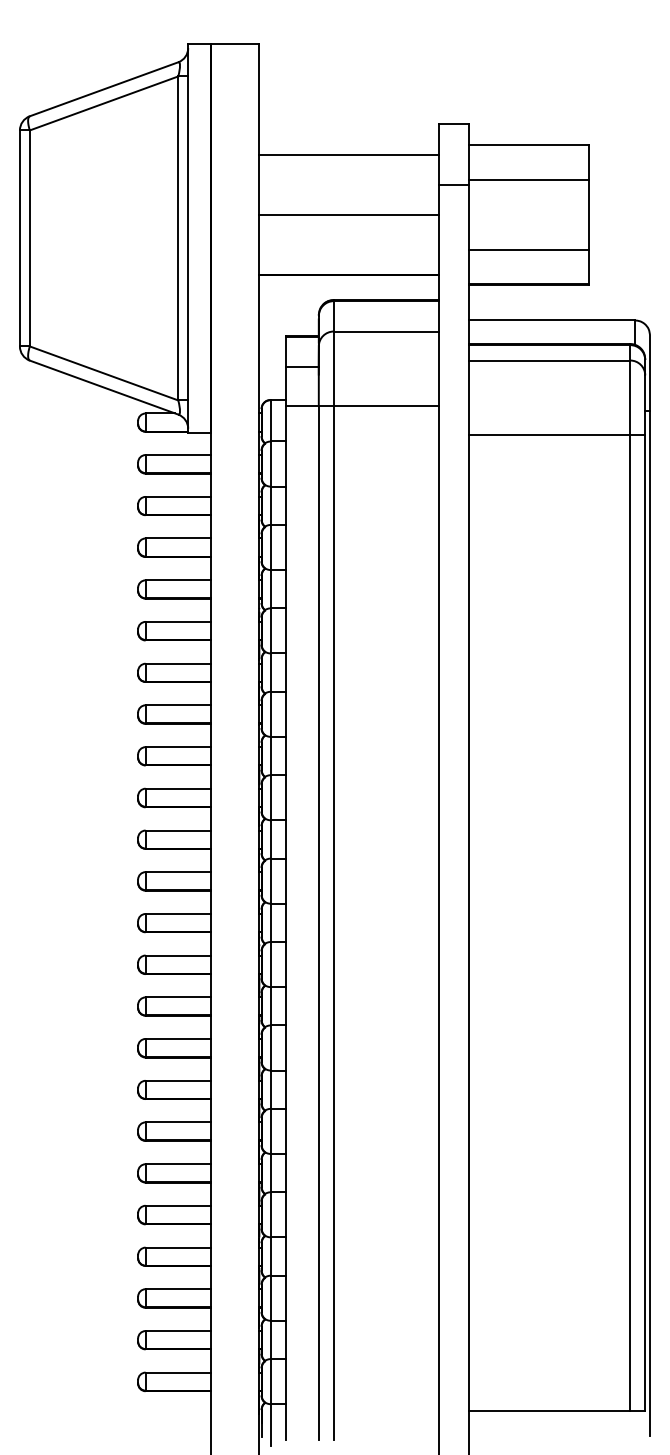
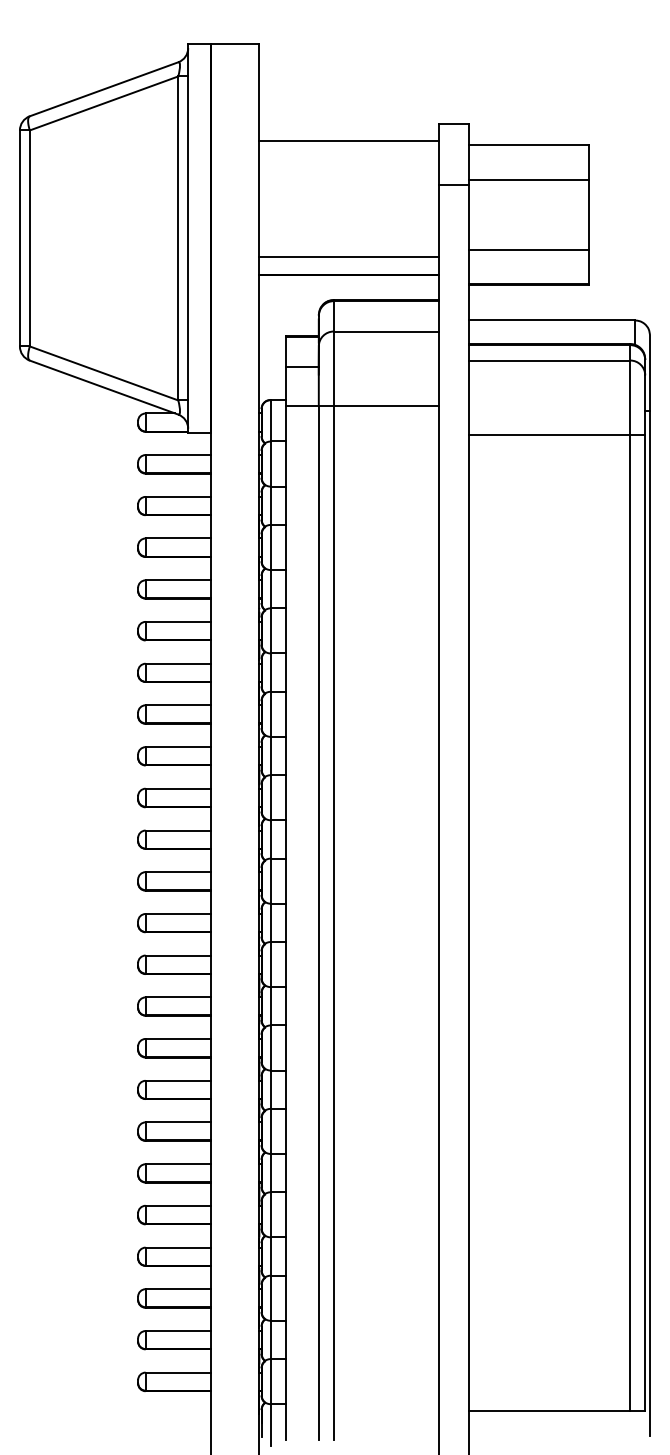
line position: (348, 154) -> (348, 140) (348, 140)
line position: (348, 214) -> (348, 256) (348, 256)
